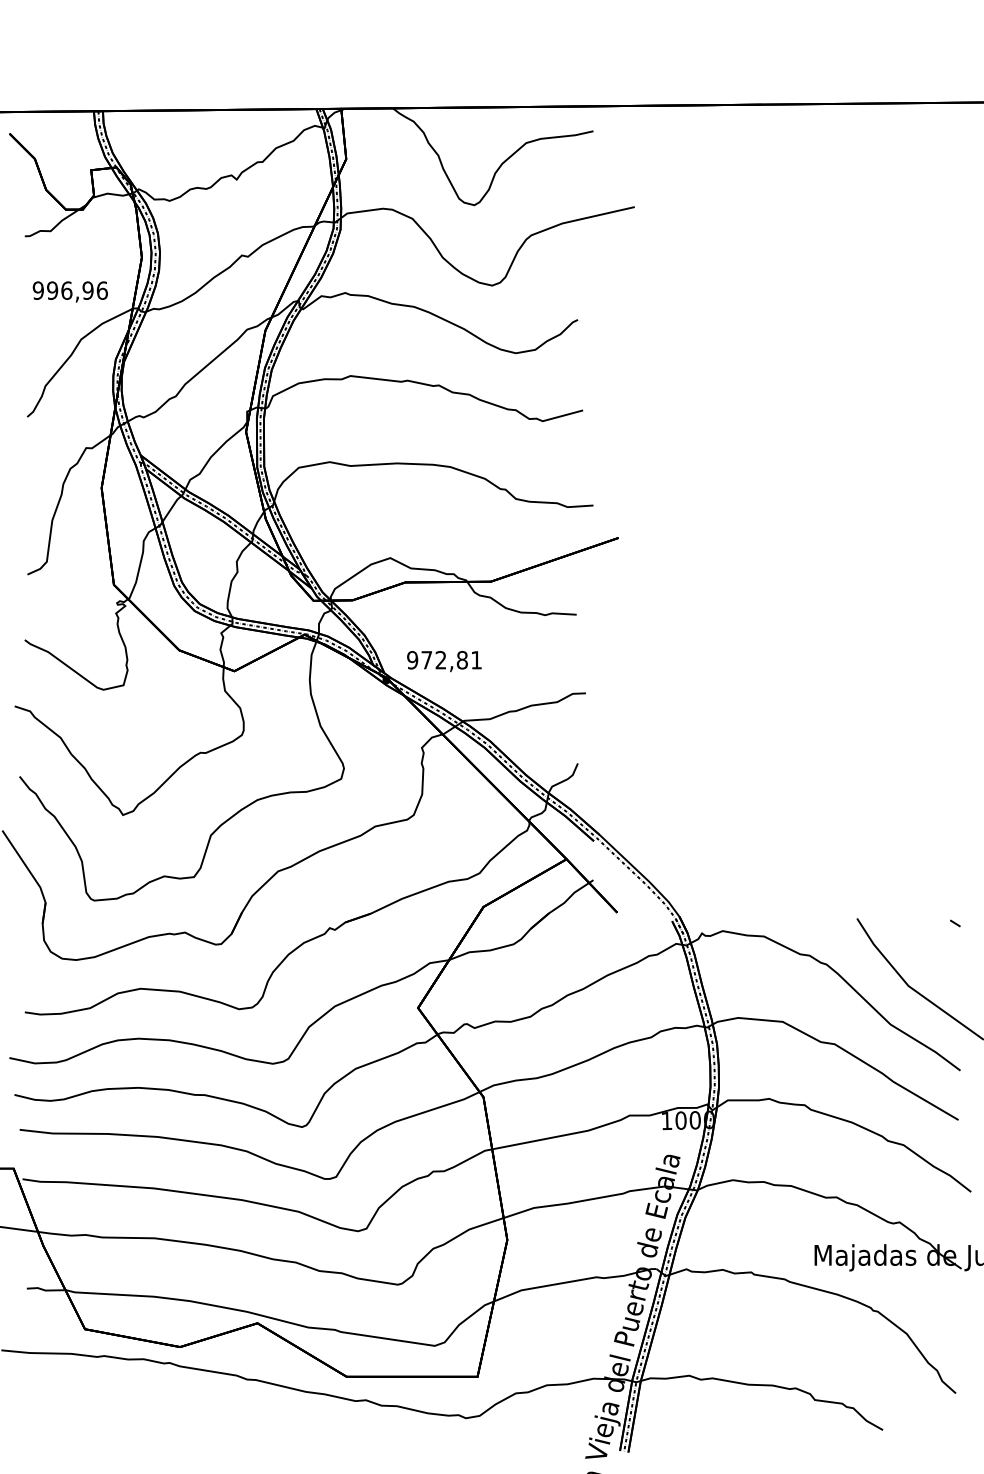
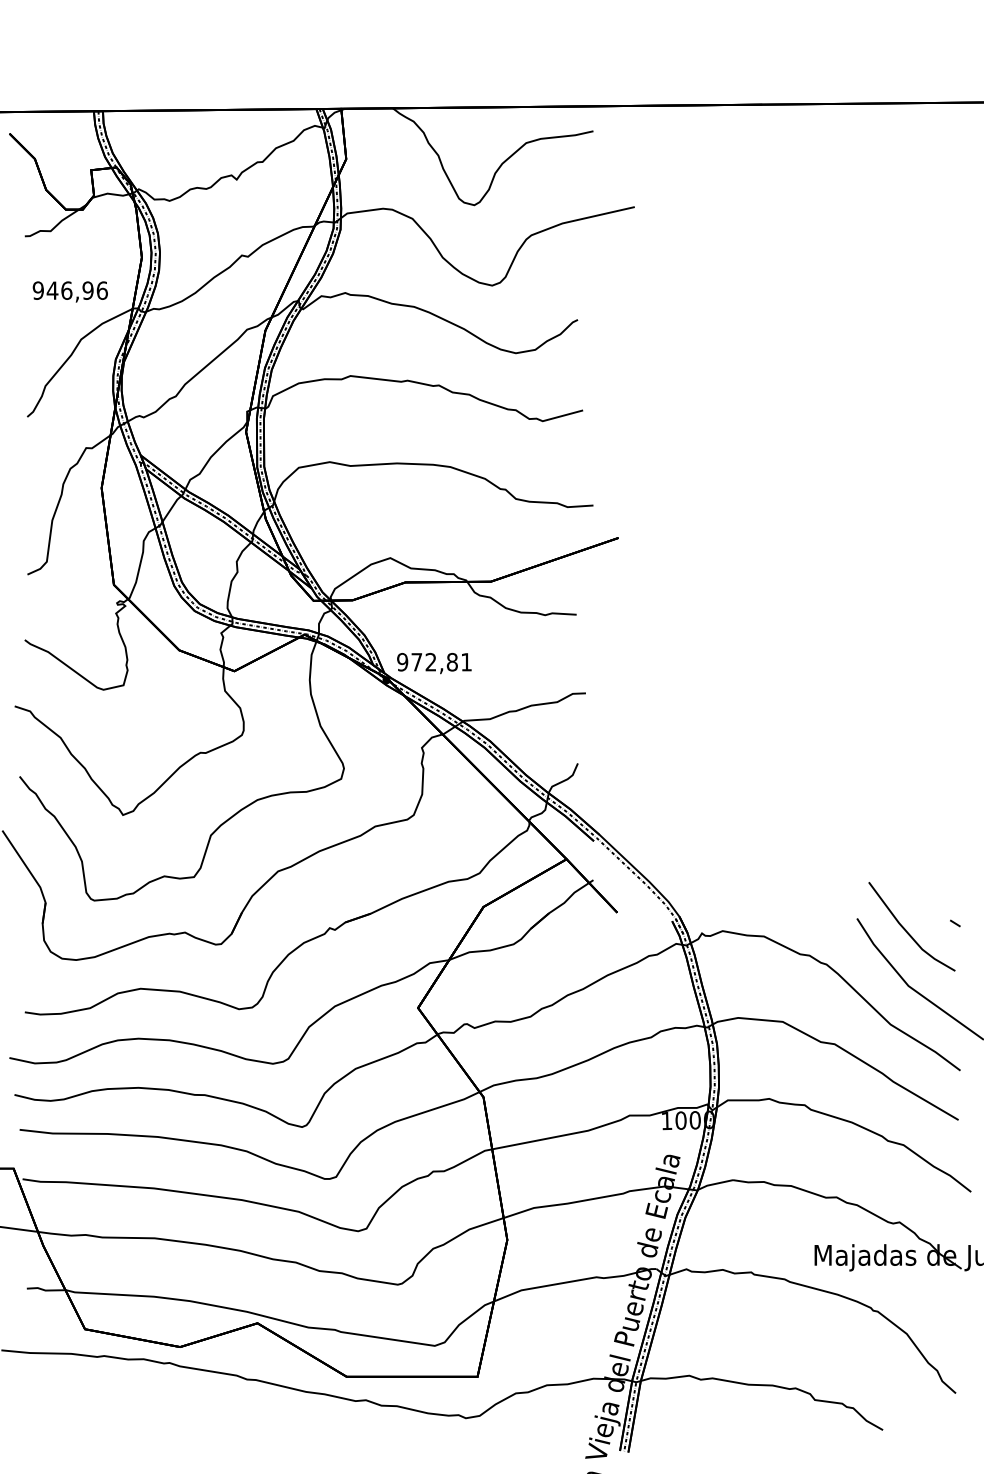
text: 996,96 -> 946,96 (52, 290)
text position: (444, 661) -> (434, 663) (434, 663)
line: none -> present (905, 928)
